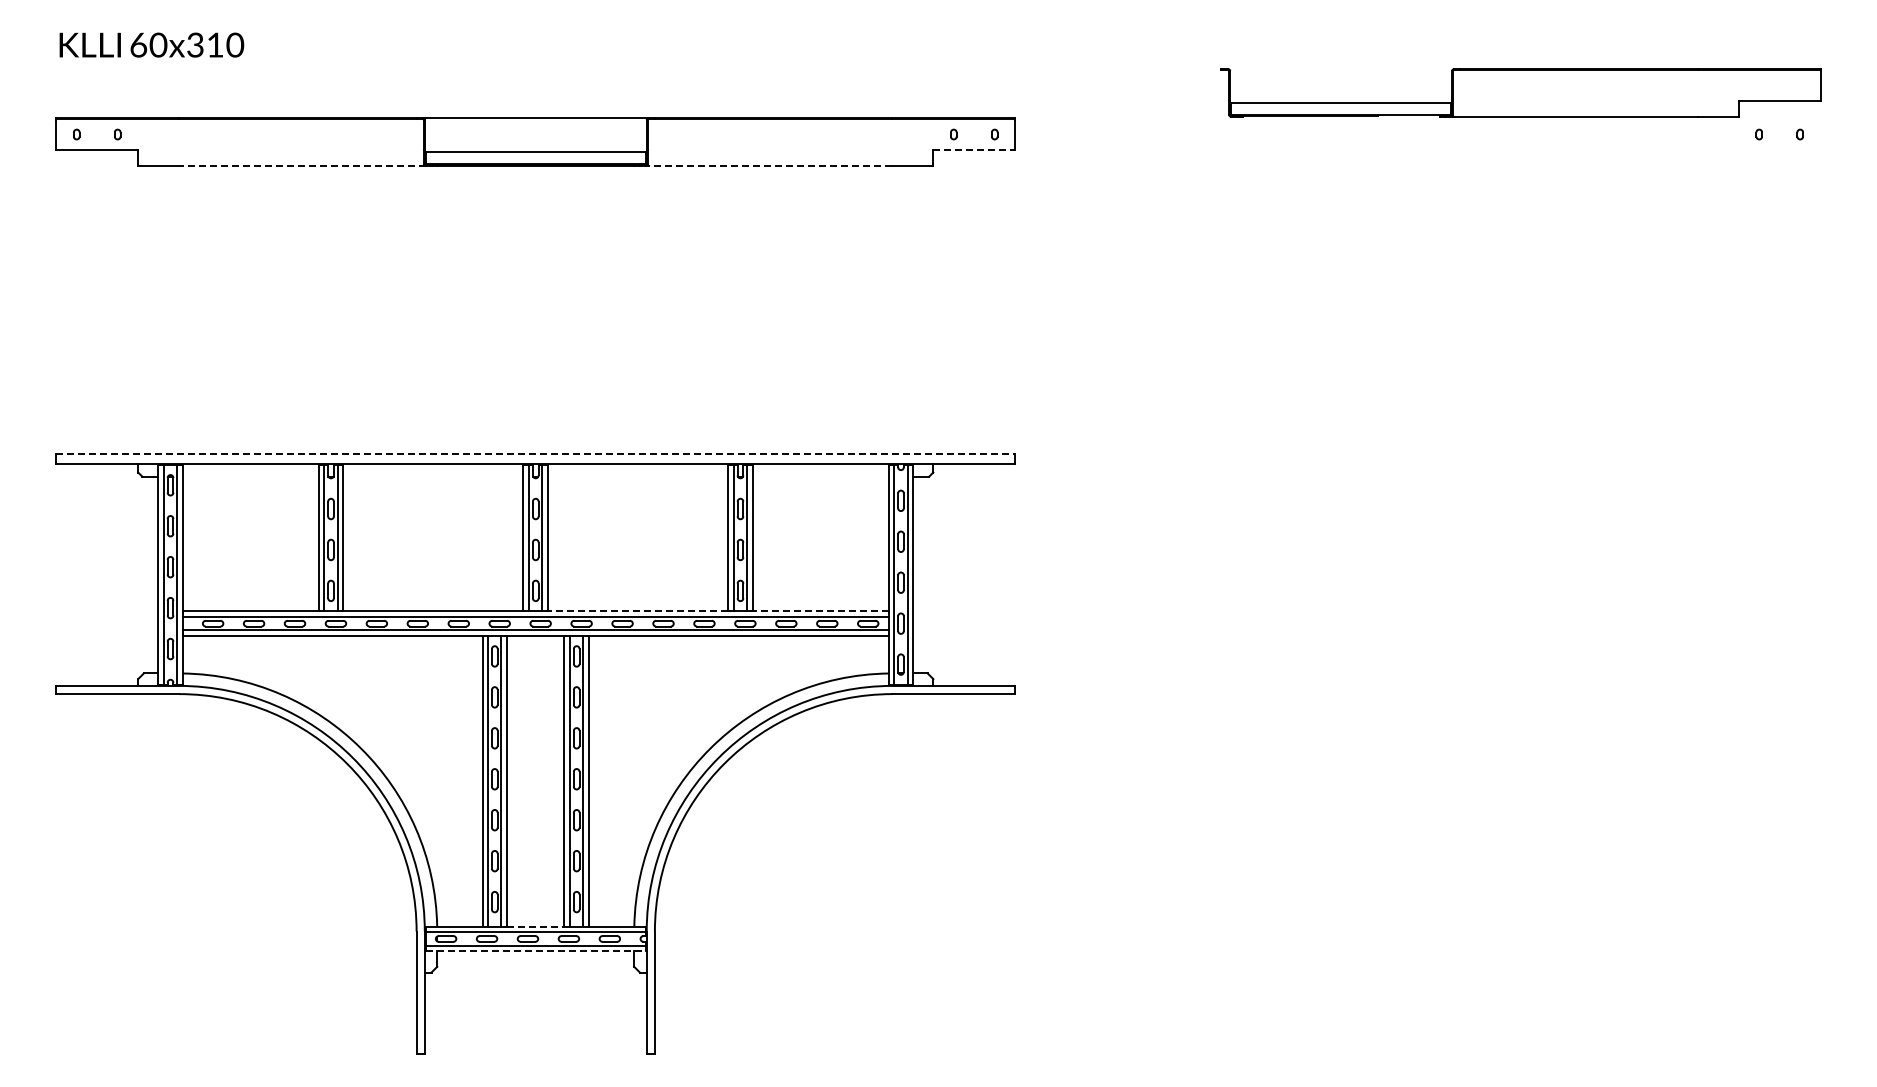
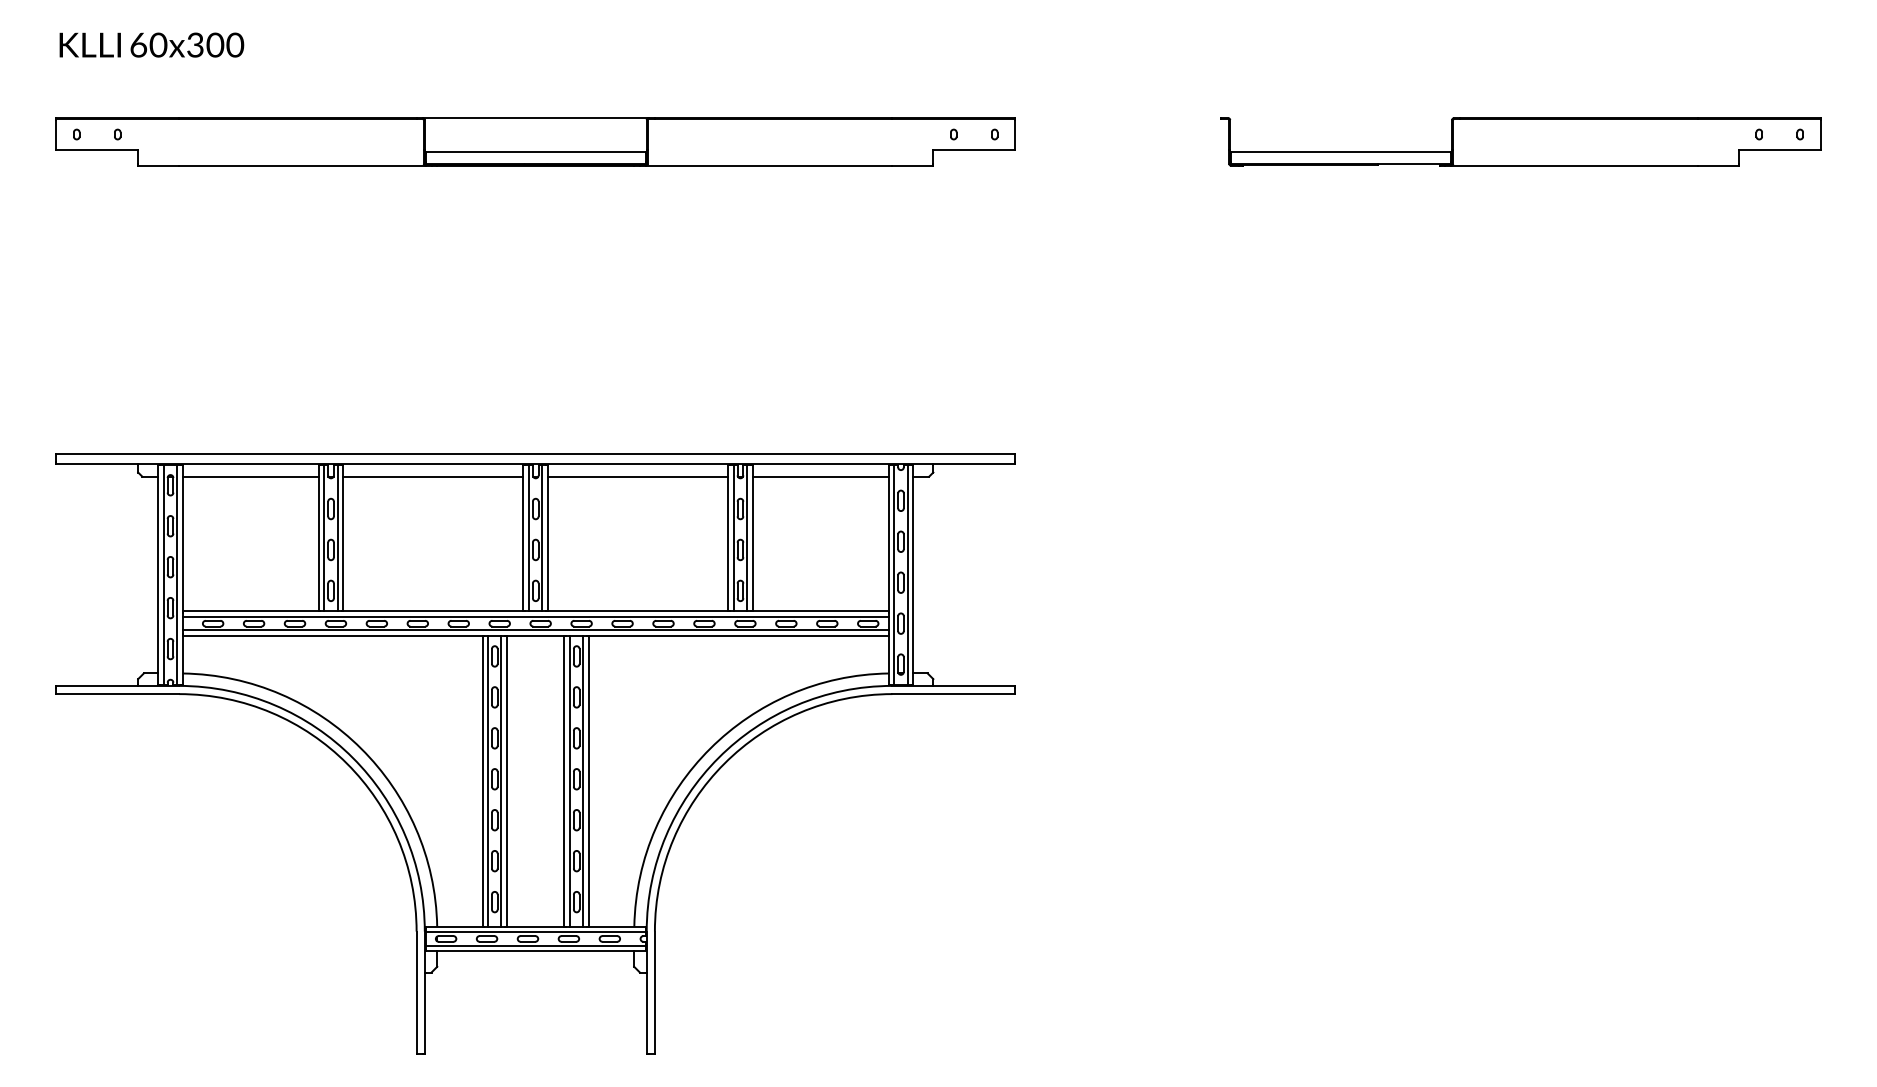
text: 60x310 -> 60x300 (215, 44)
part position: (1520, 92) -> (1520, 141) (1520, 141)
line: dashed -> solid (974, 150)
line: dashed -> solid (301, 165)
line: dashed -> solid (768, 165)
line: dashed -> solid (536, 454)
line: none -> present (250, 476)
line: none -> present (433, 476)
line: none -> present (638, 476)
line: none -> present (820, 476)
line: dashed -> solid (637, 611)
line: dashed -> solid (820, 611)
line: dashed -> solid (535, 926)
line: dashed -> solid (536, 951)
